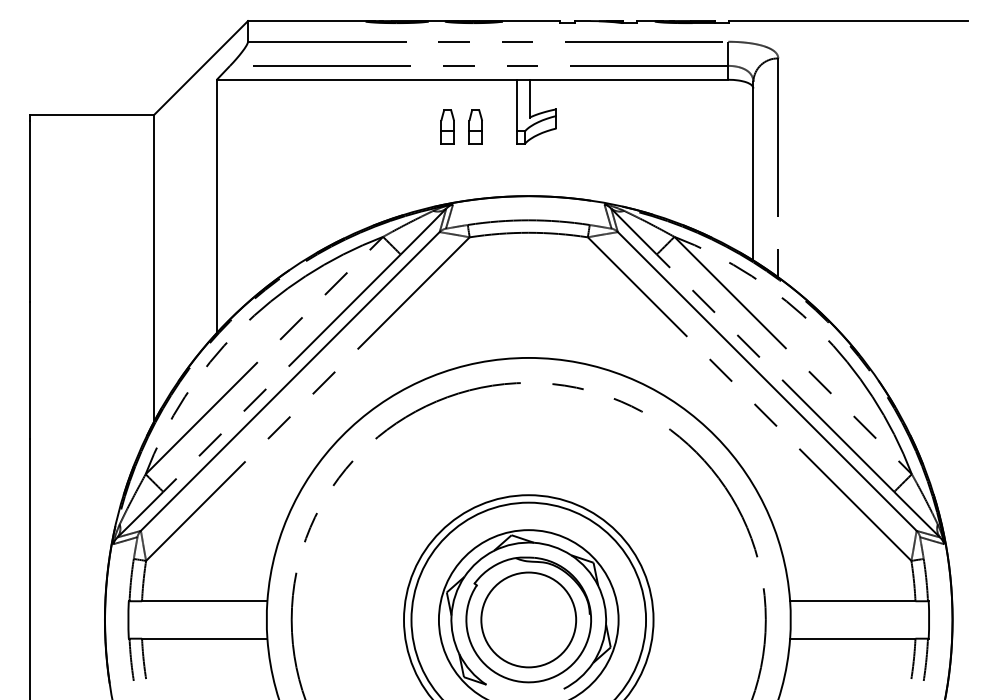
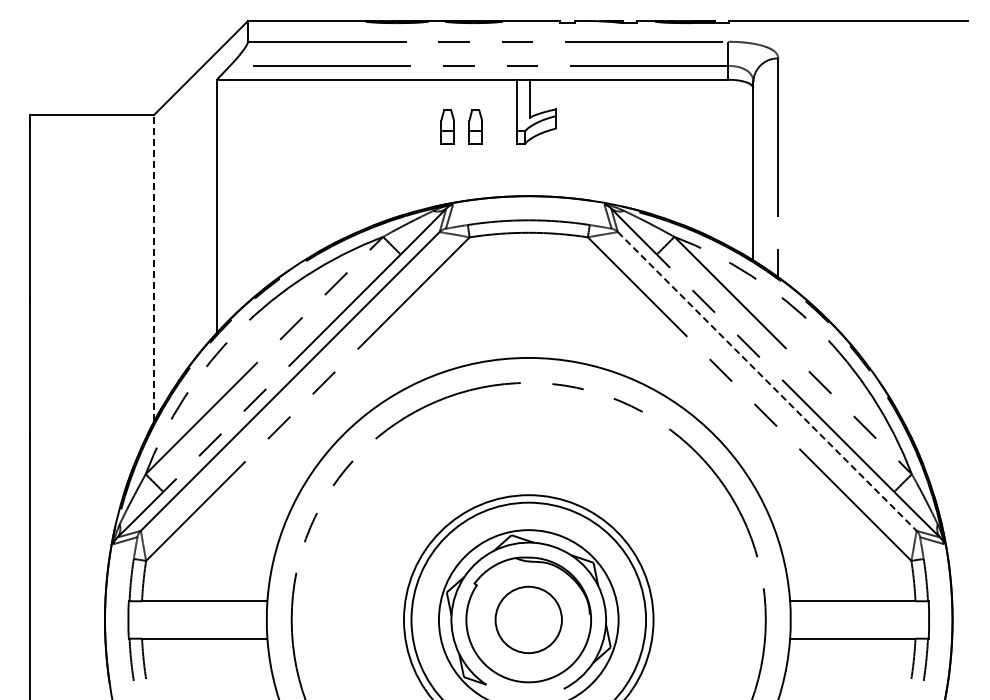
line: solid -> dashed (154, 267)
line: solid -> dashed (767, 381)
circle diameter: 95 px -> 66 px (528, 619)
